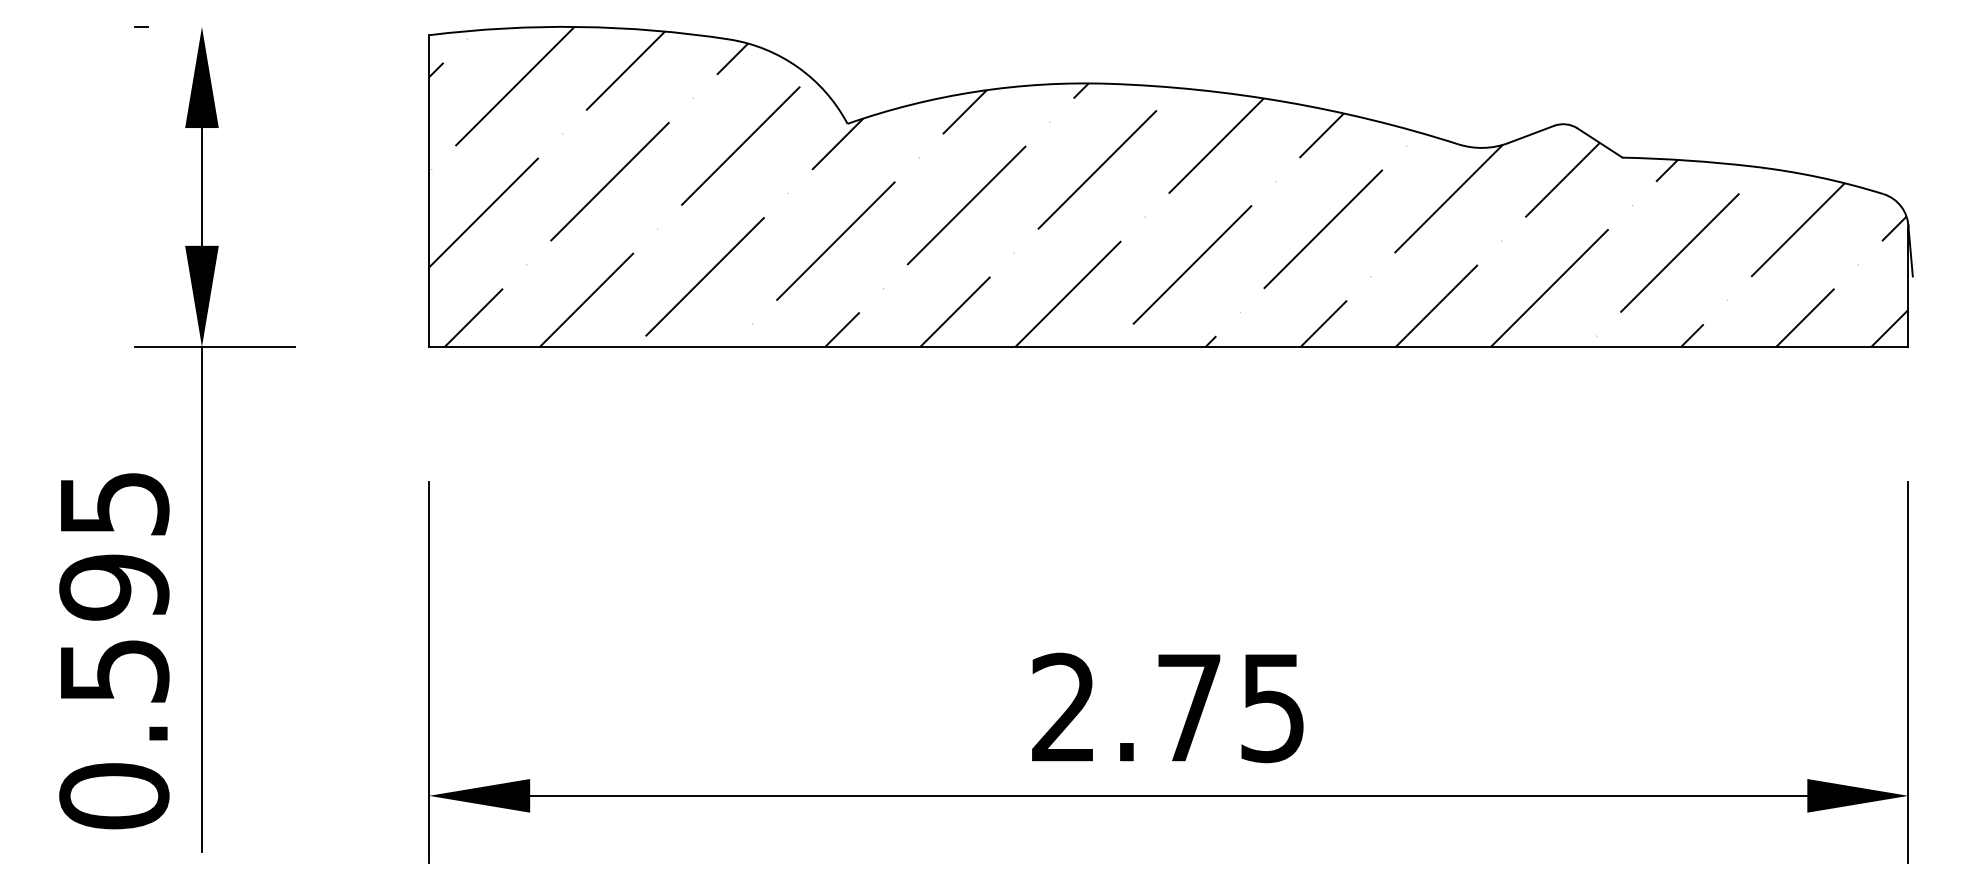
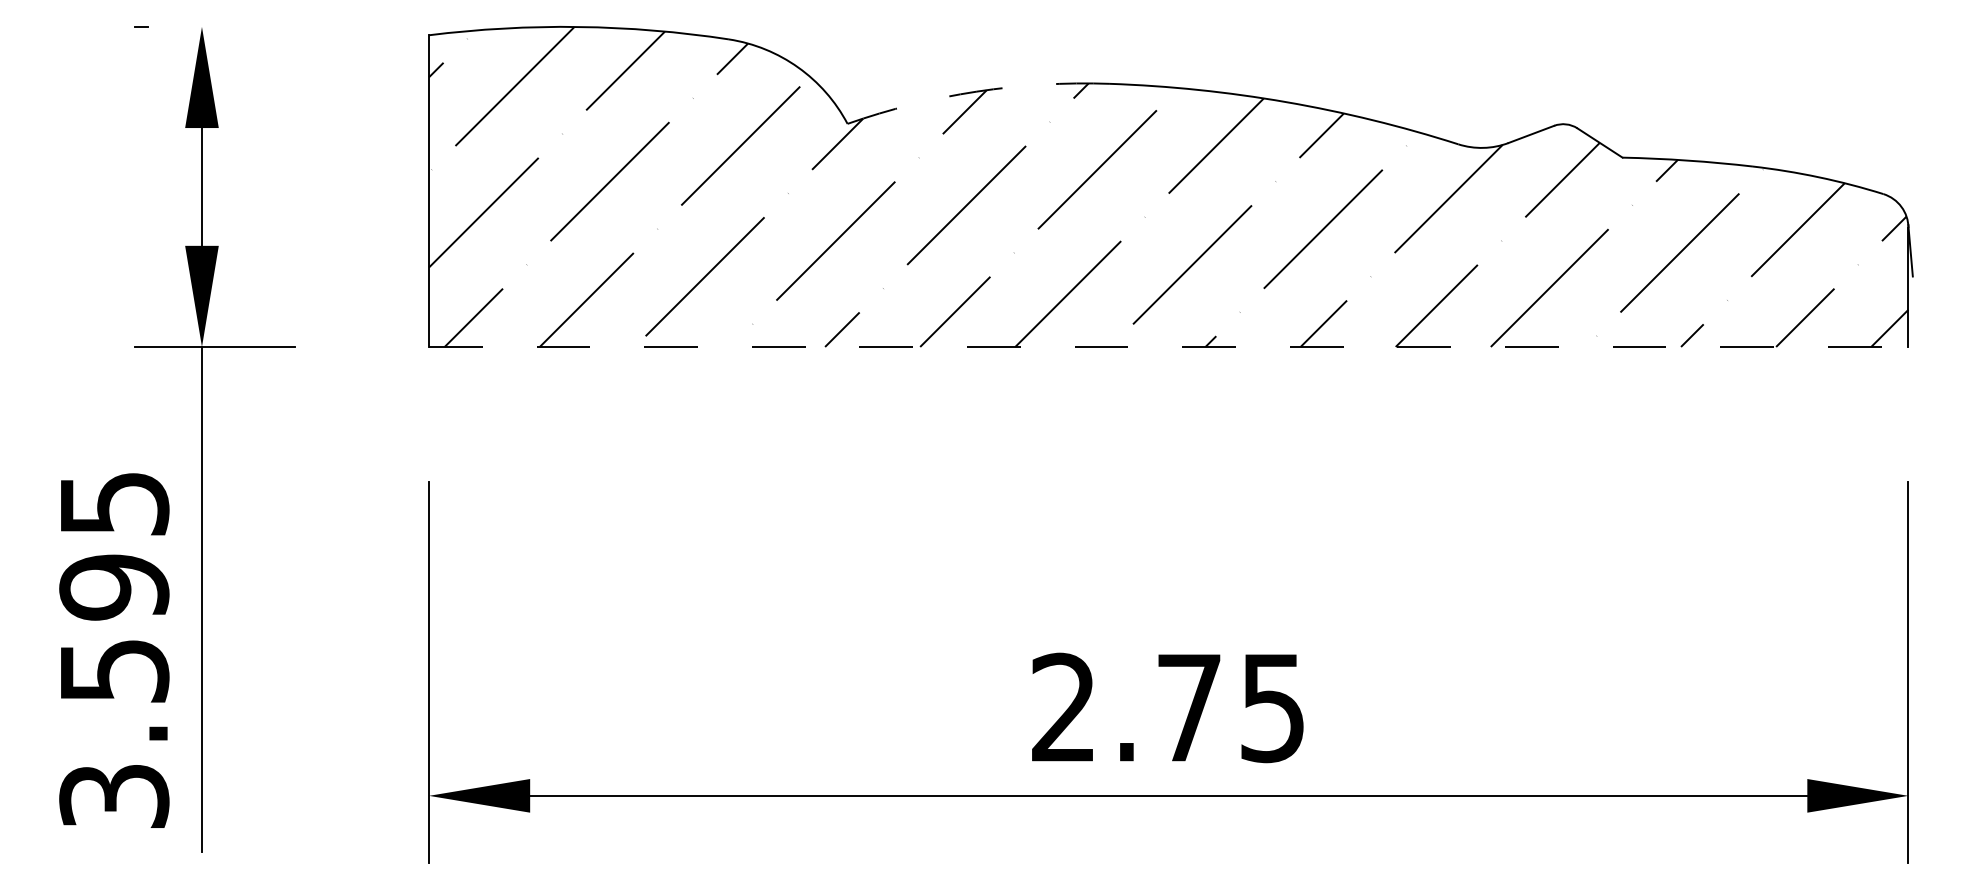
arc: solid -> dashed (976, 91)
line: solid -> dashed (1168, 346)
text: 0.595 -> 3.595 (114, 796)
